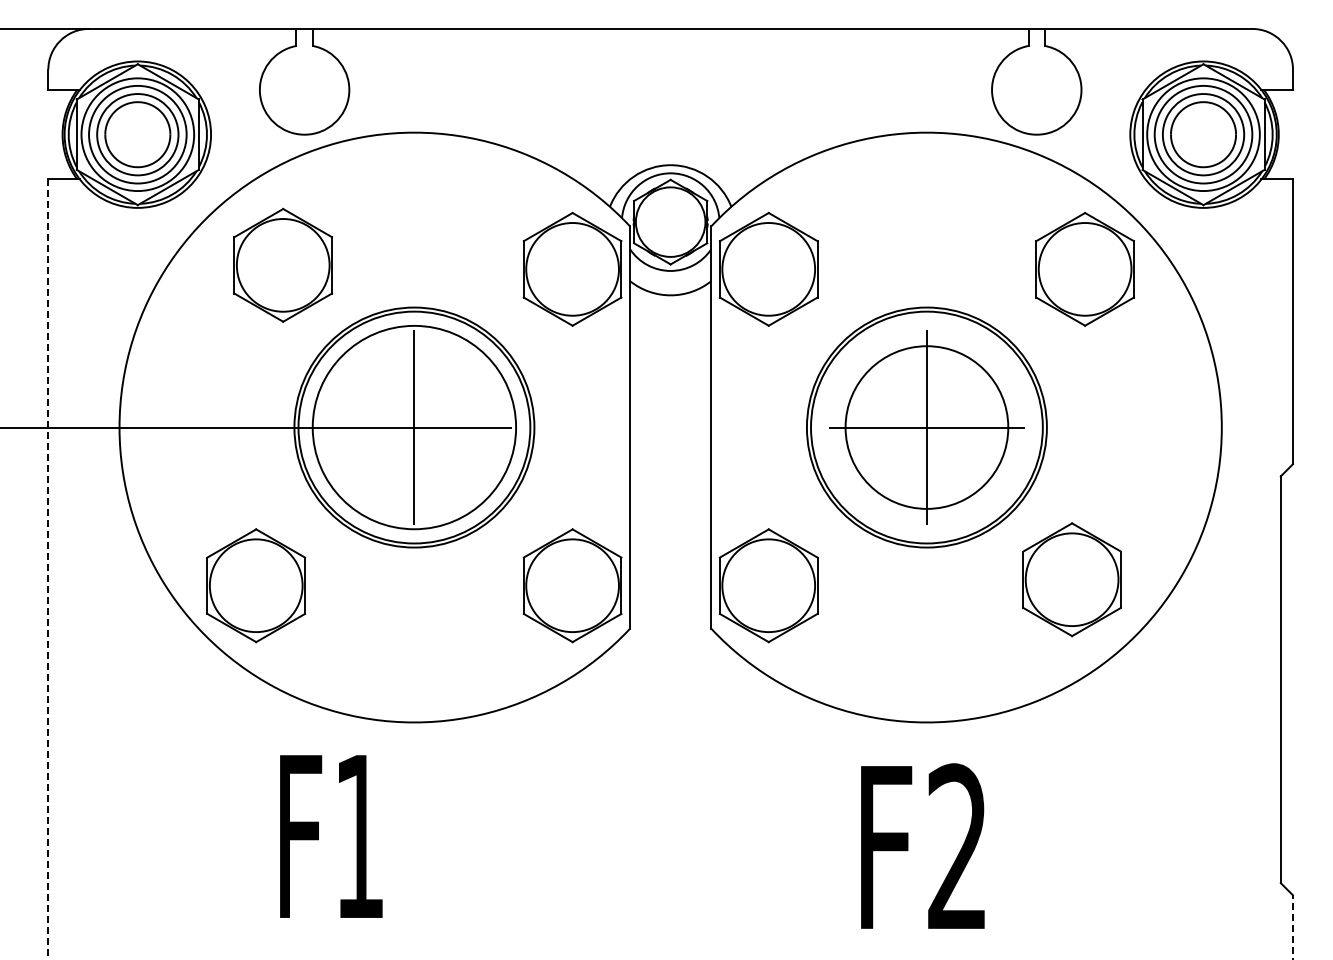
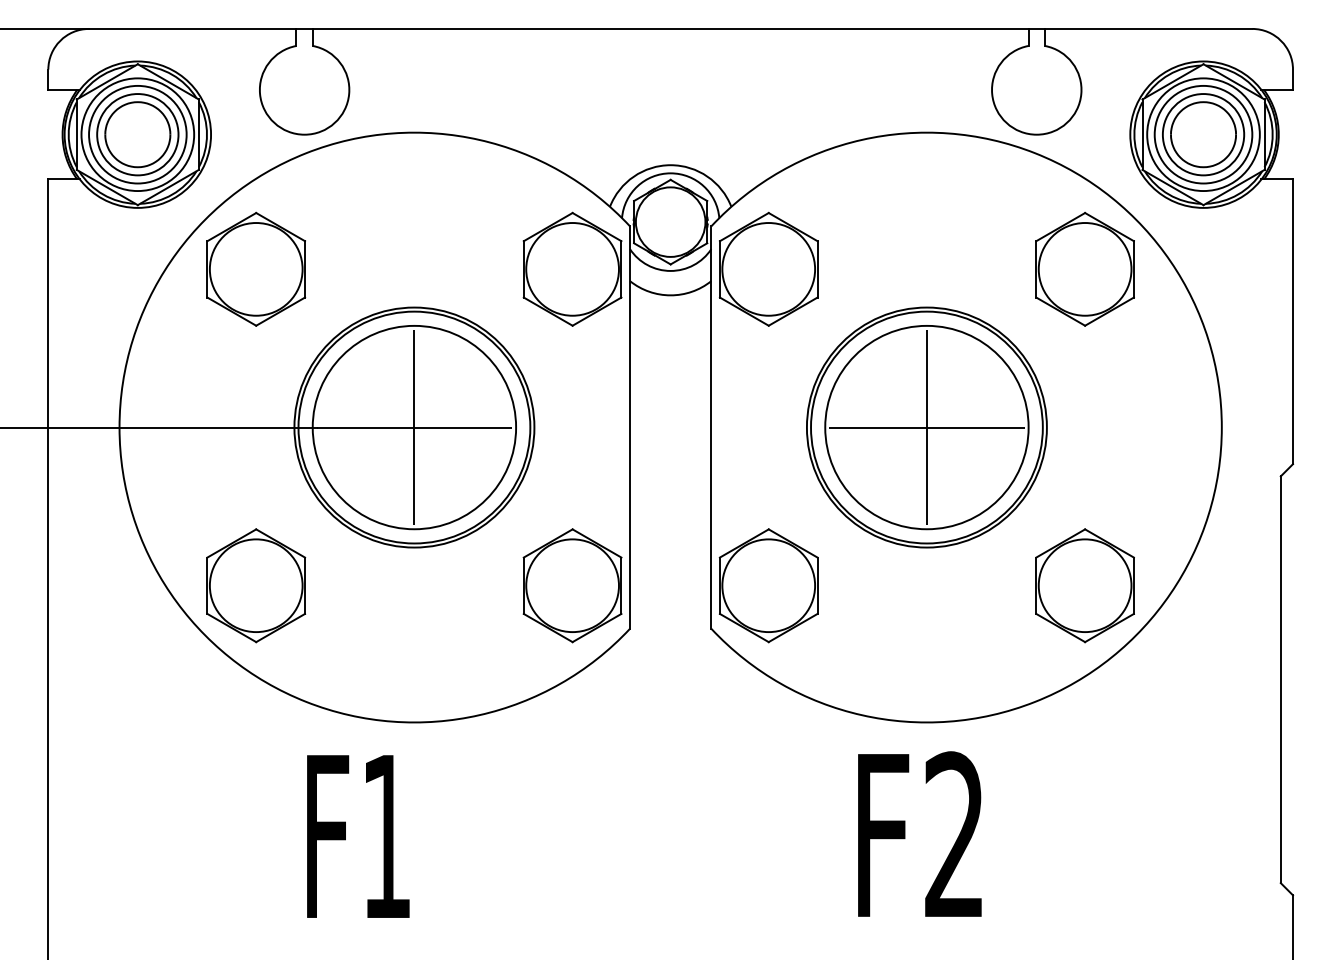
part position: (283, 264) -> (256, 268) (256, 268)
circle diameter: 163 px -> 203 px (926, 427)
line: dashed -> solid (48, 569)
part position: (1071, 579) -> (1084, 585) (1084, 585)
text position: (331, 836) -> (358, 836) (358, 836)
text position: (922, 845) -> (919, 833) (919, 833)
line: dashed -> solid (1293, 927)
